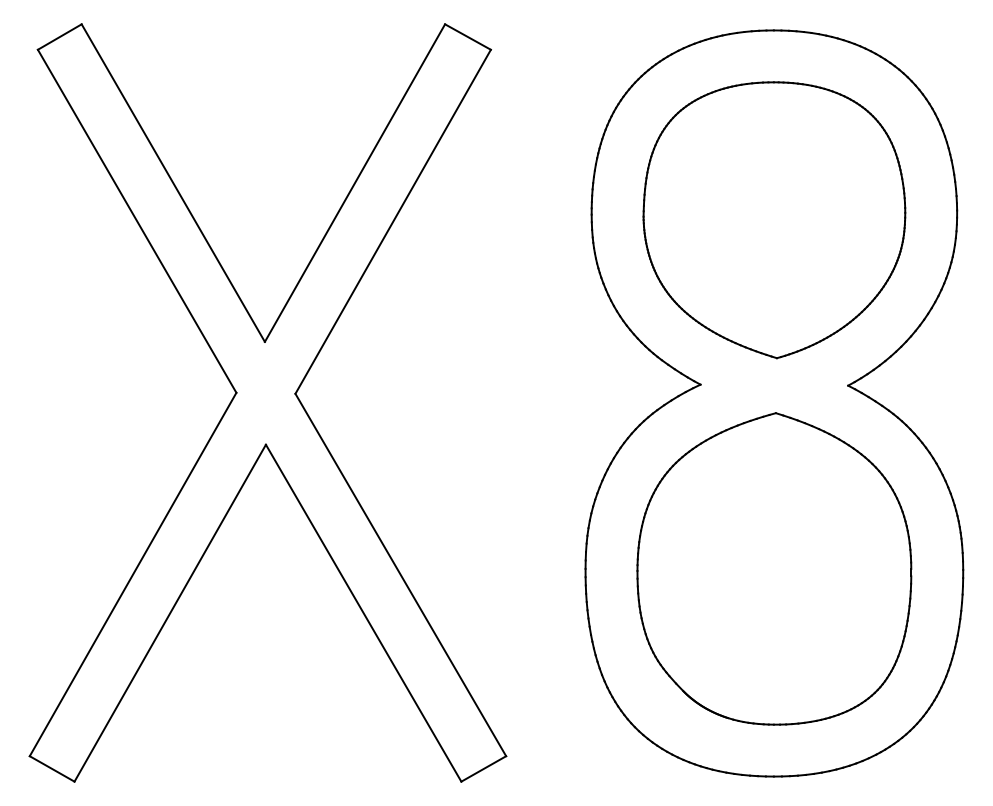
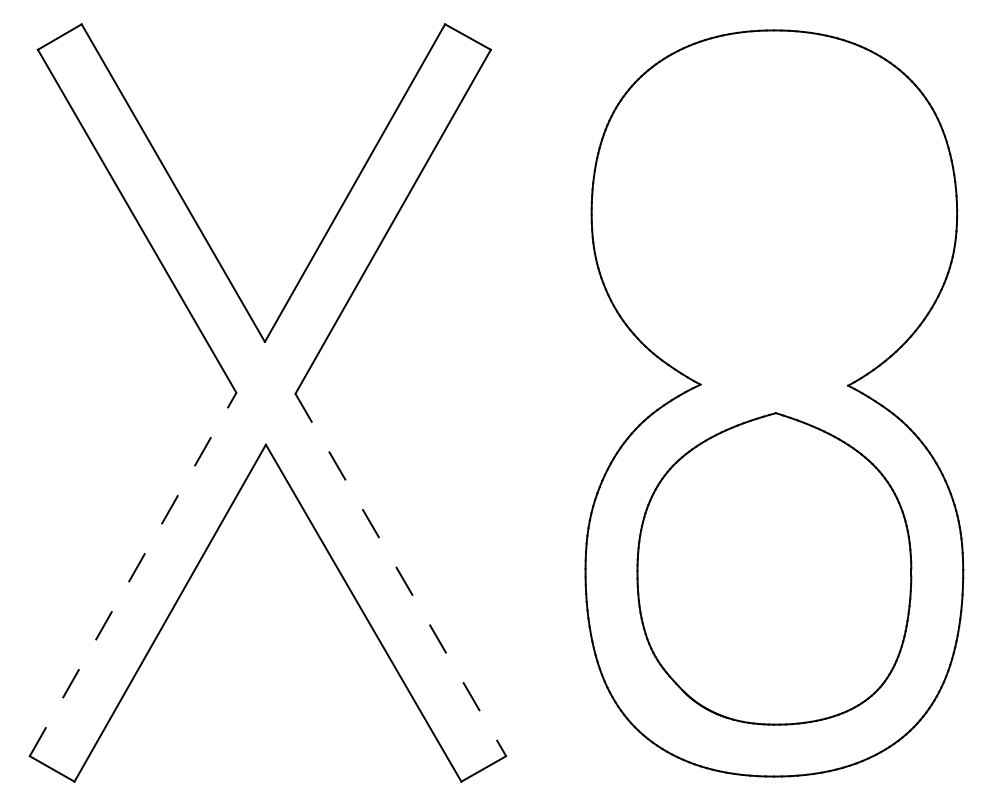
part: present -> none (774, 220)
line: solid -> dashed (133, 574)
line: solid -> dashed (400, 575)
